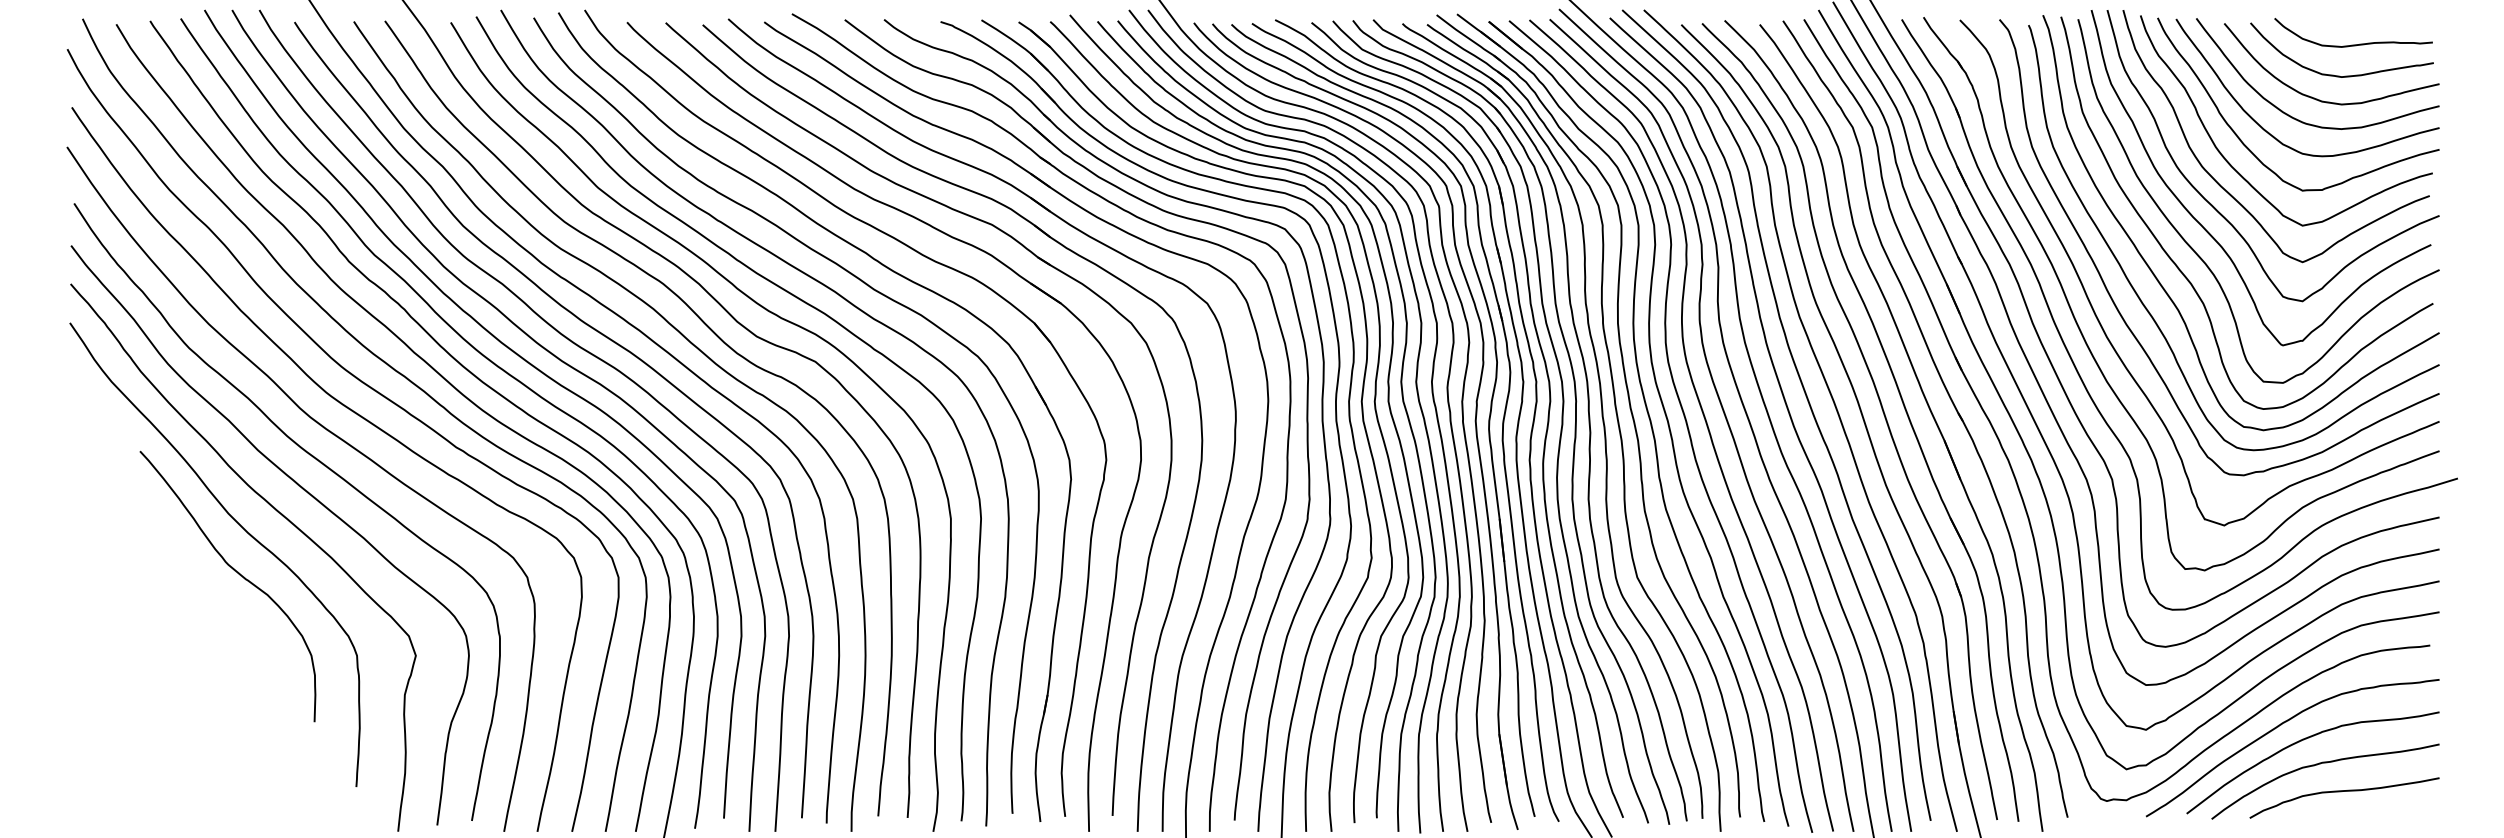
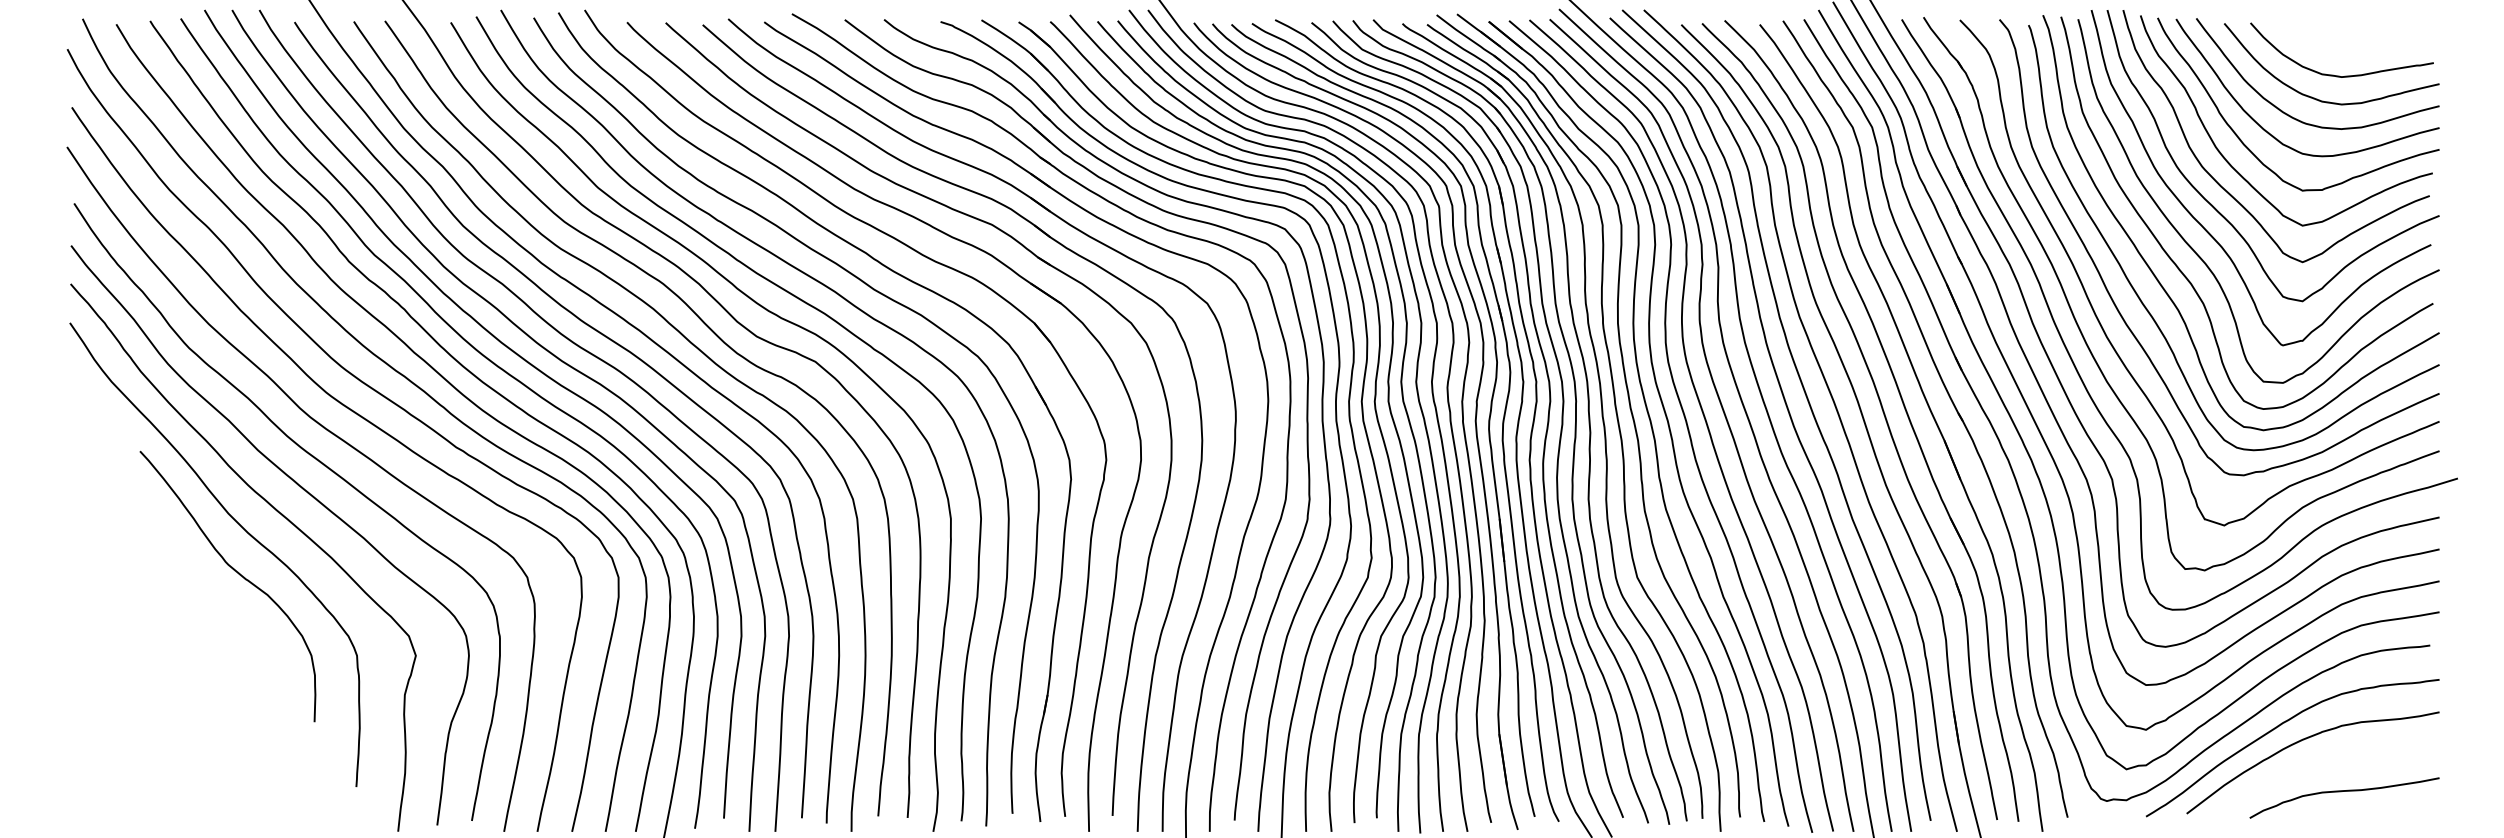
curve: present -> none (2353, 44)
curve: present -> none (2320, 764)
